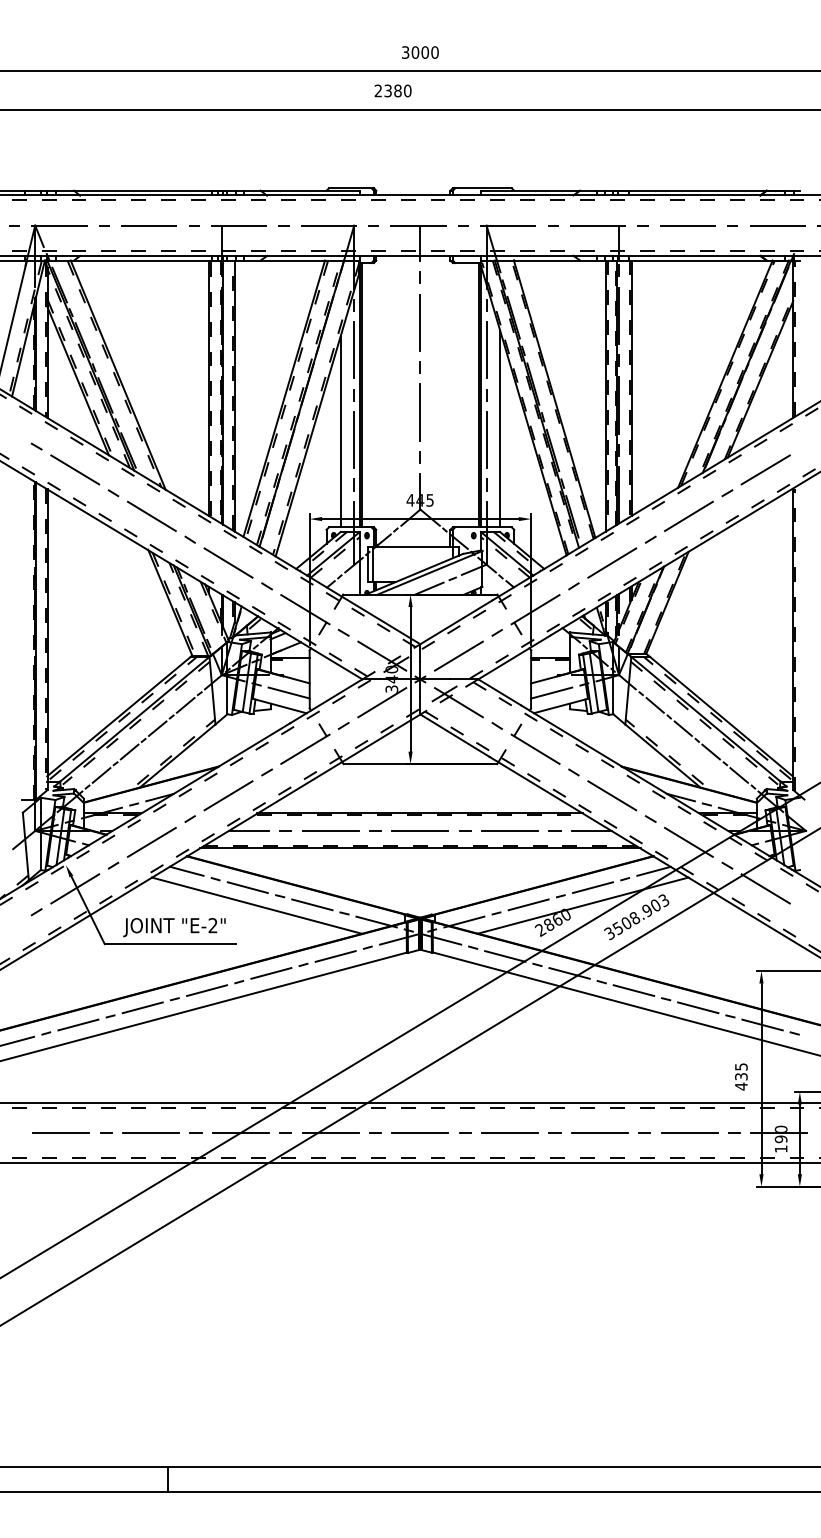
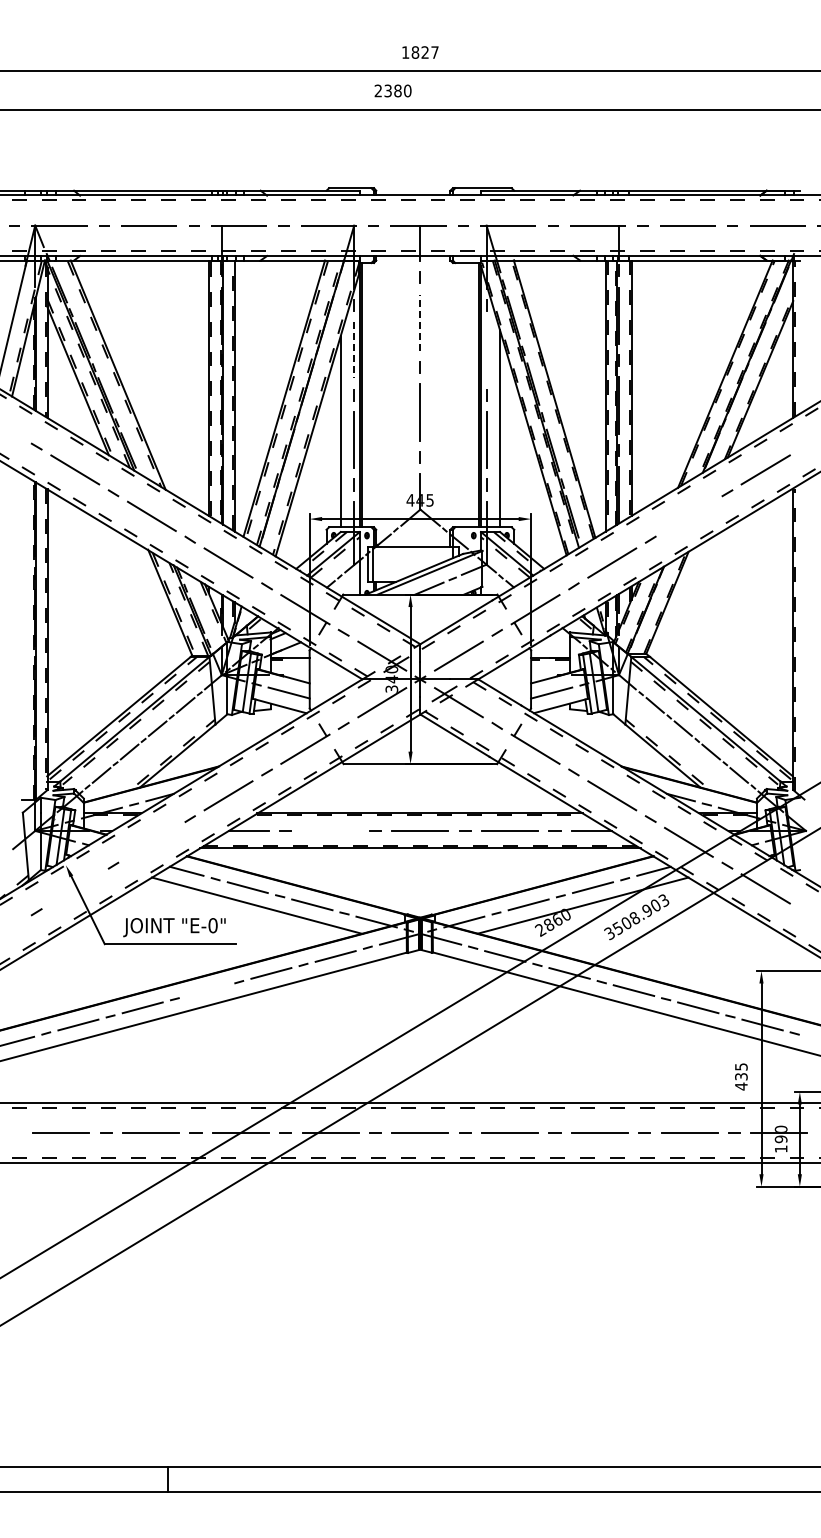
text: 3000 -> 1827 (420, 52)
line: solid -> dashed (420, 322)
line: solid -> dashed (354, 350)
line: present -> none (486, 350)
line: present -> none (688, 516)
line: present -> none (330, 830)
line: present -> none (151, 841)
line: present -> none (75, 888)
text: "E-2" -> "E-0" (212, 925)
line: present -> none (207, 990)
